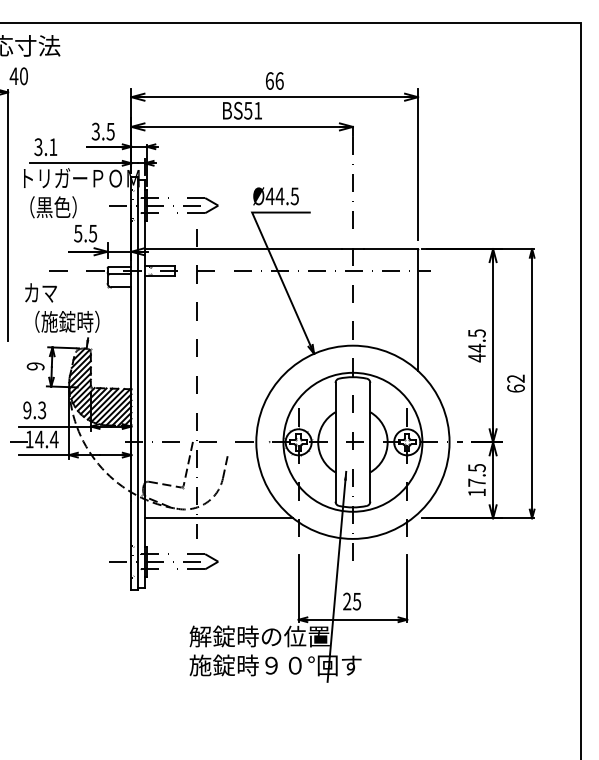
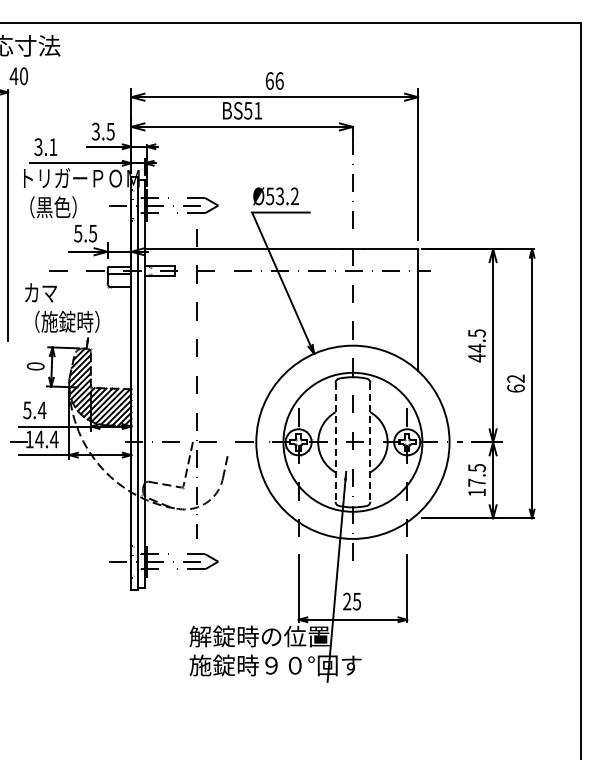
text: Ø44.5 -> Ø53.2 (281, 196)
text: 9 -> 0 (35, 366)
text: 9.3 -> 5.4 (34, 410)
line: solid -> dashed (335, 442)
line: solid -> dashed (370, 442)
line: present -> none (218, 518)
